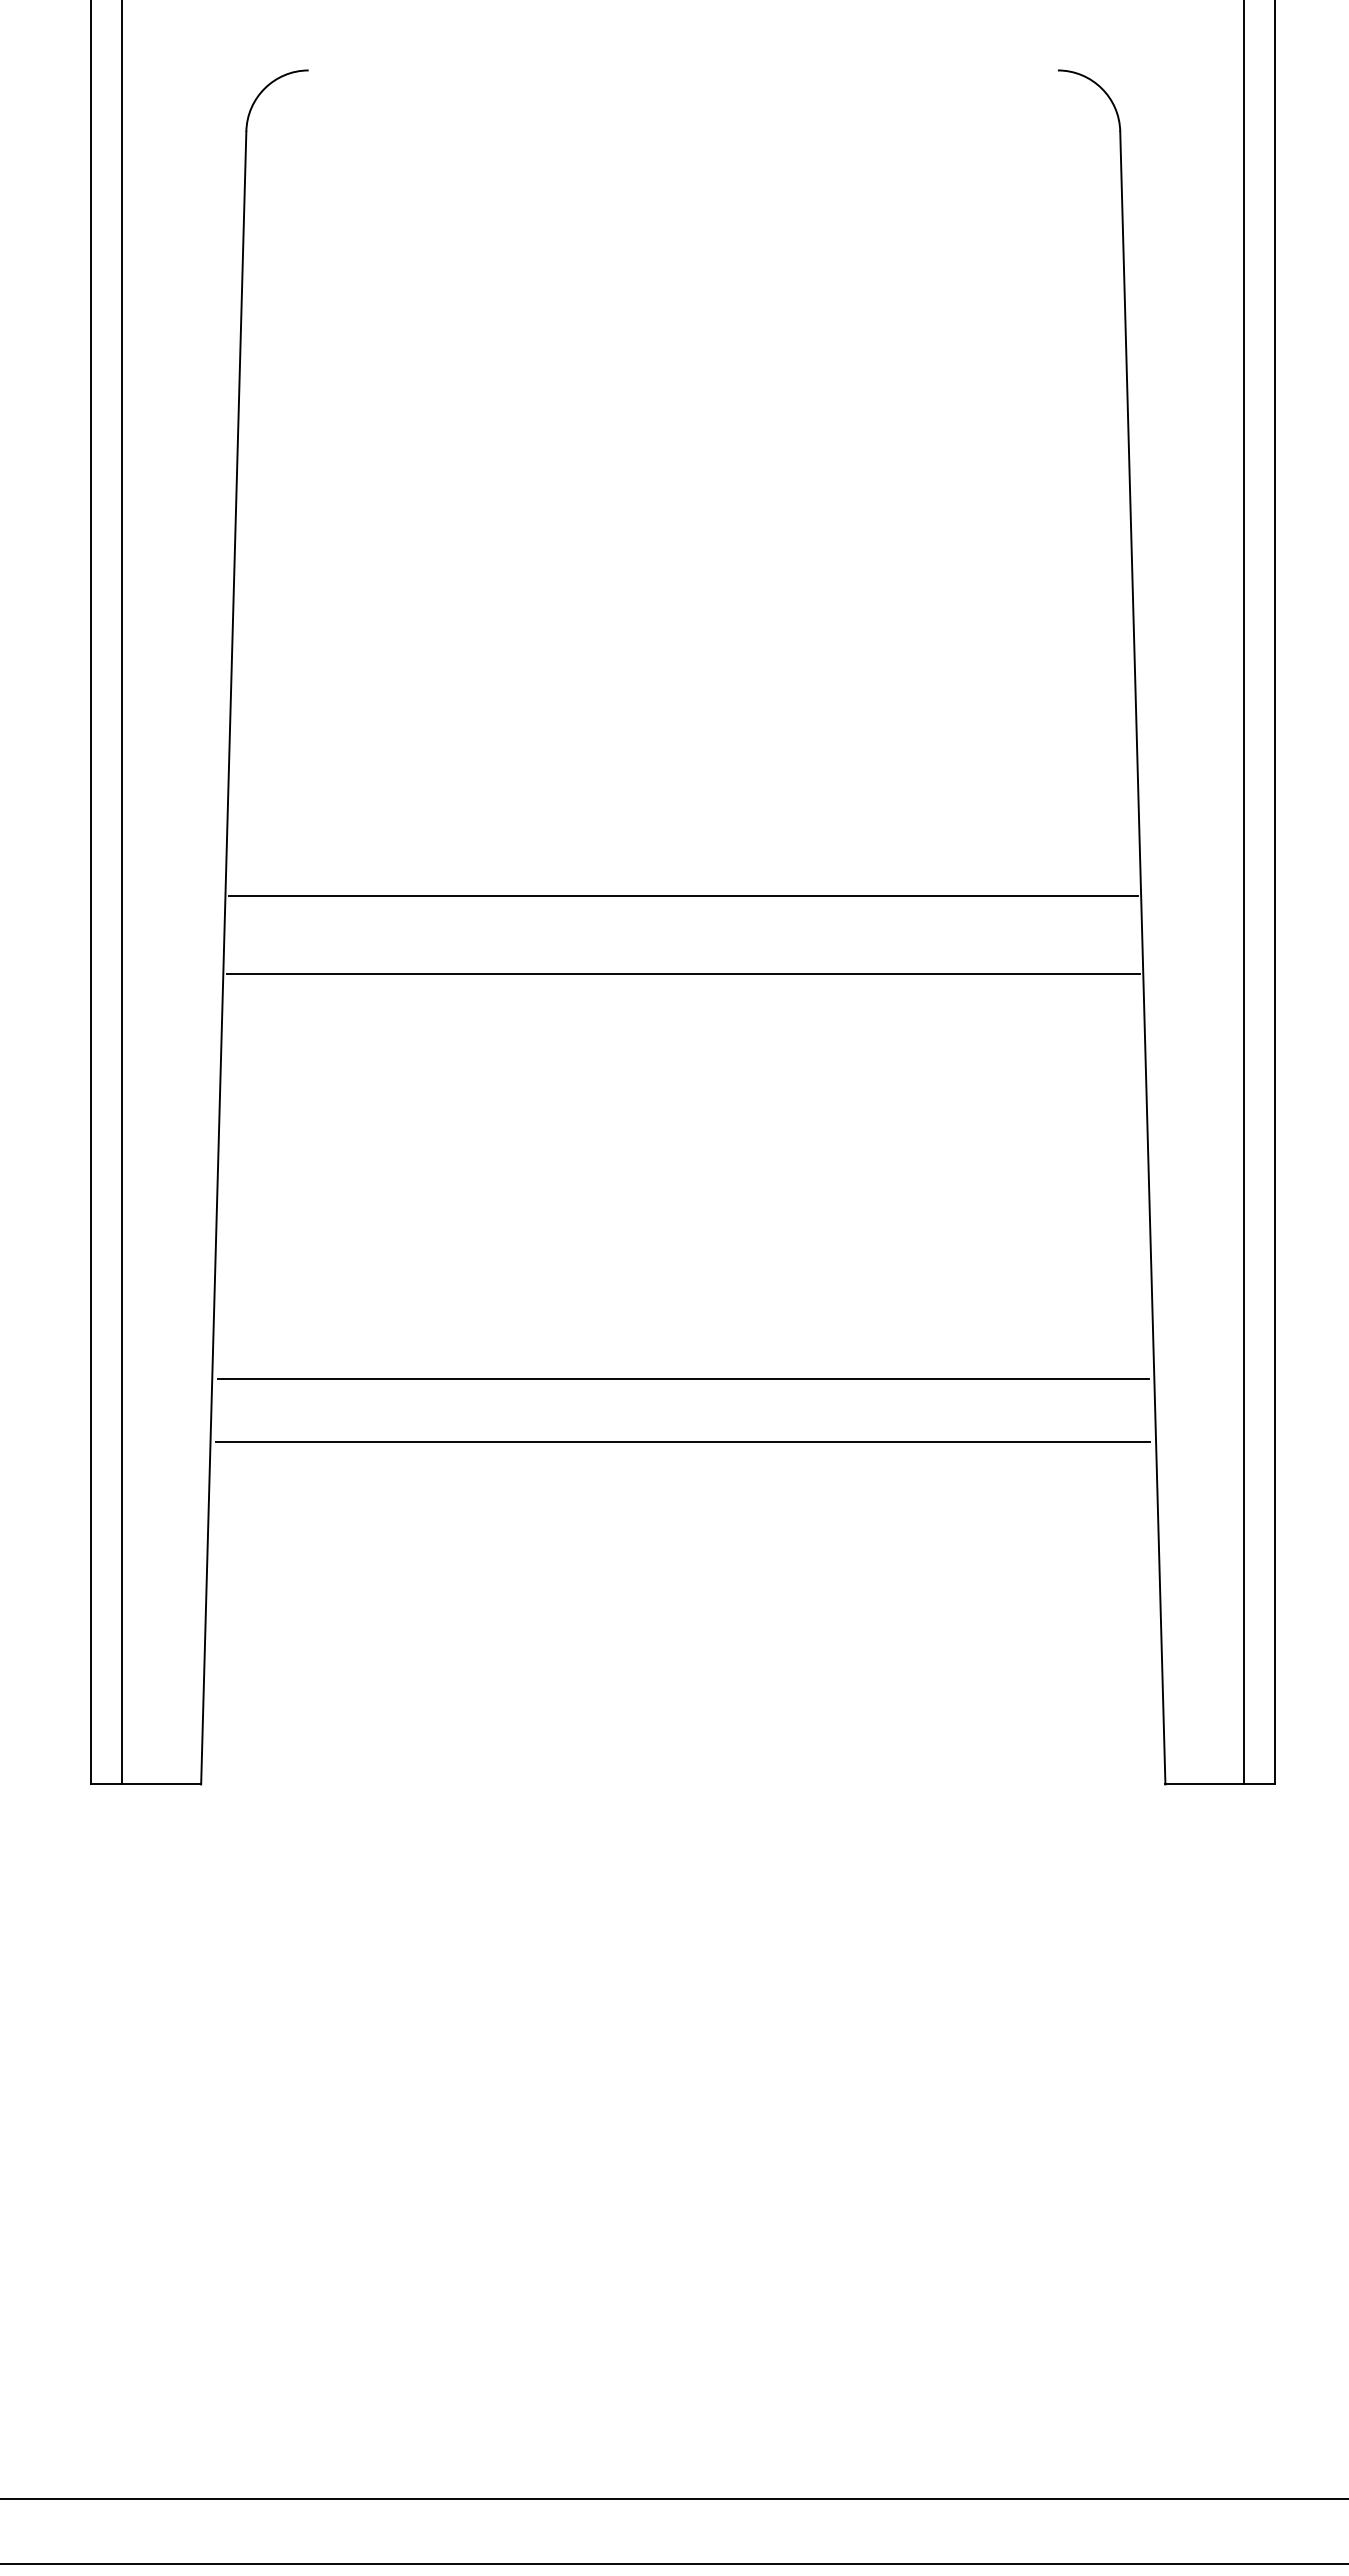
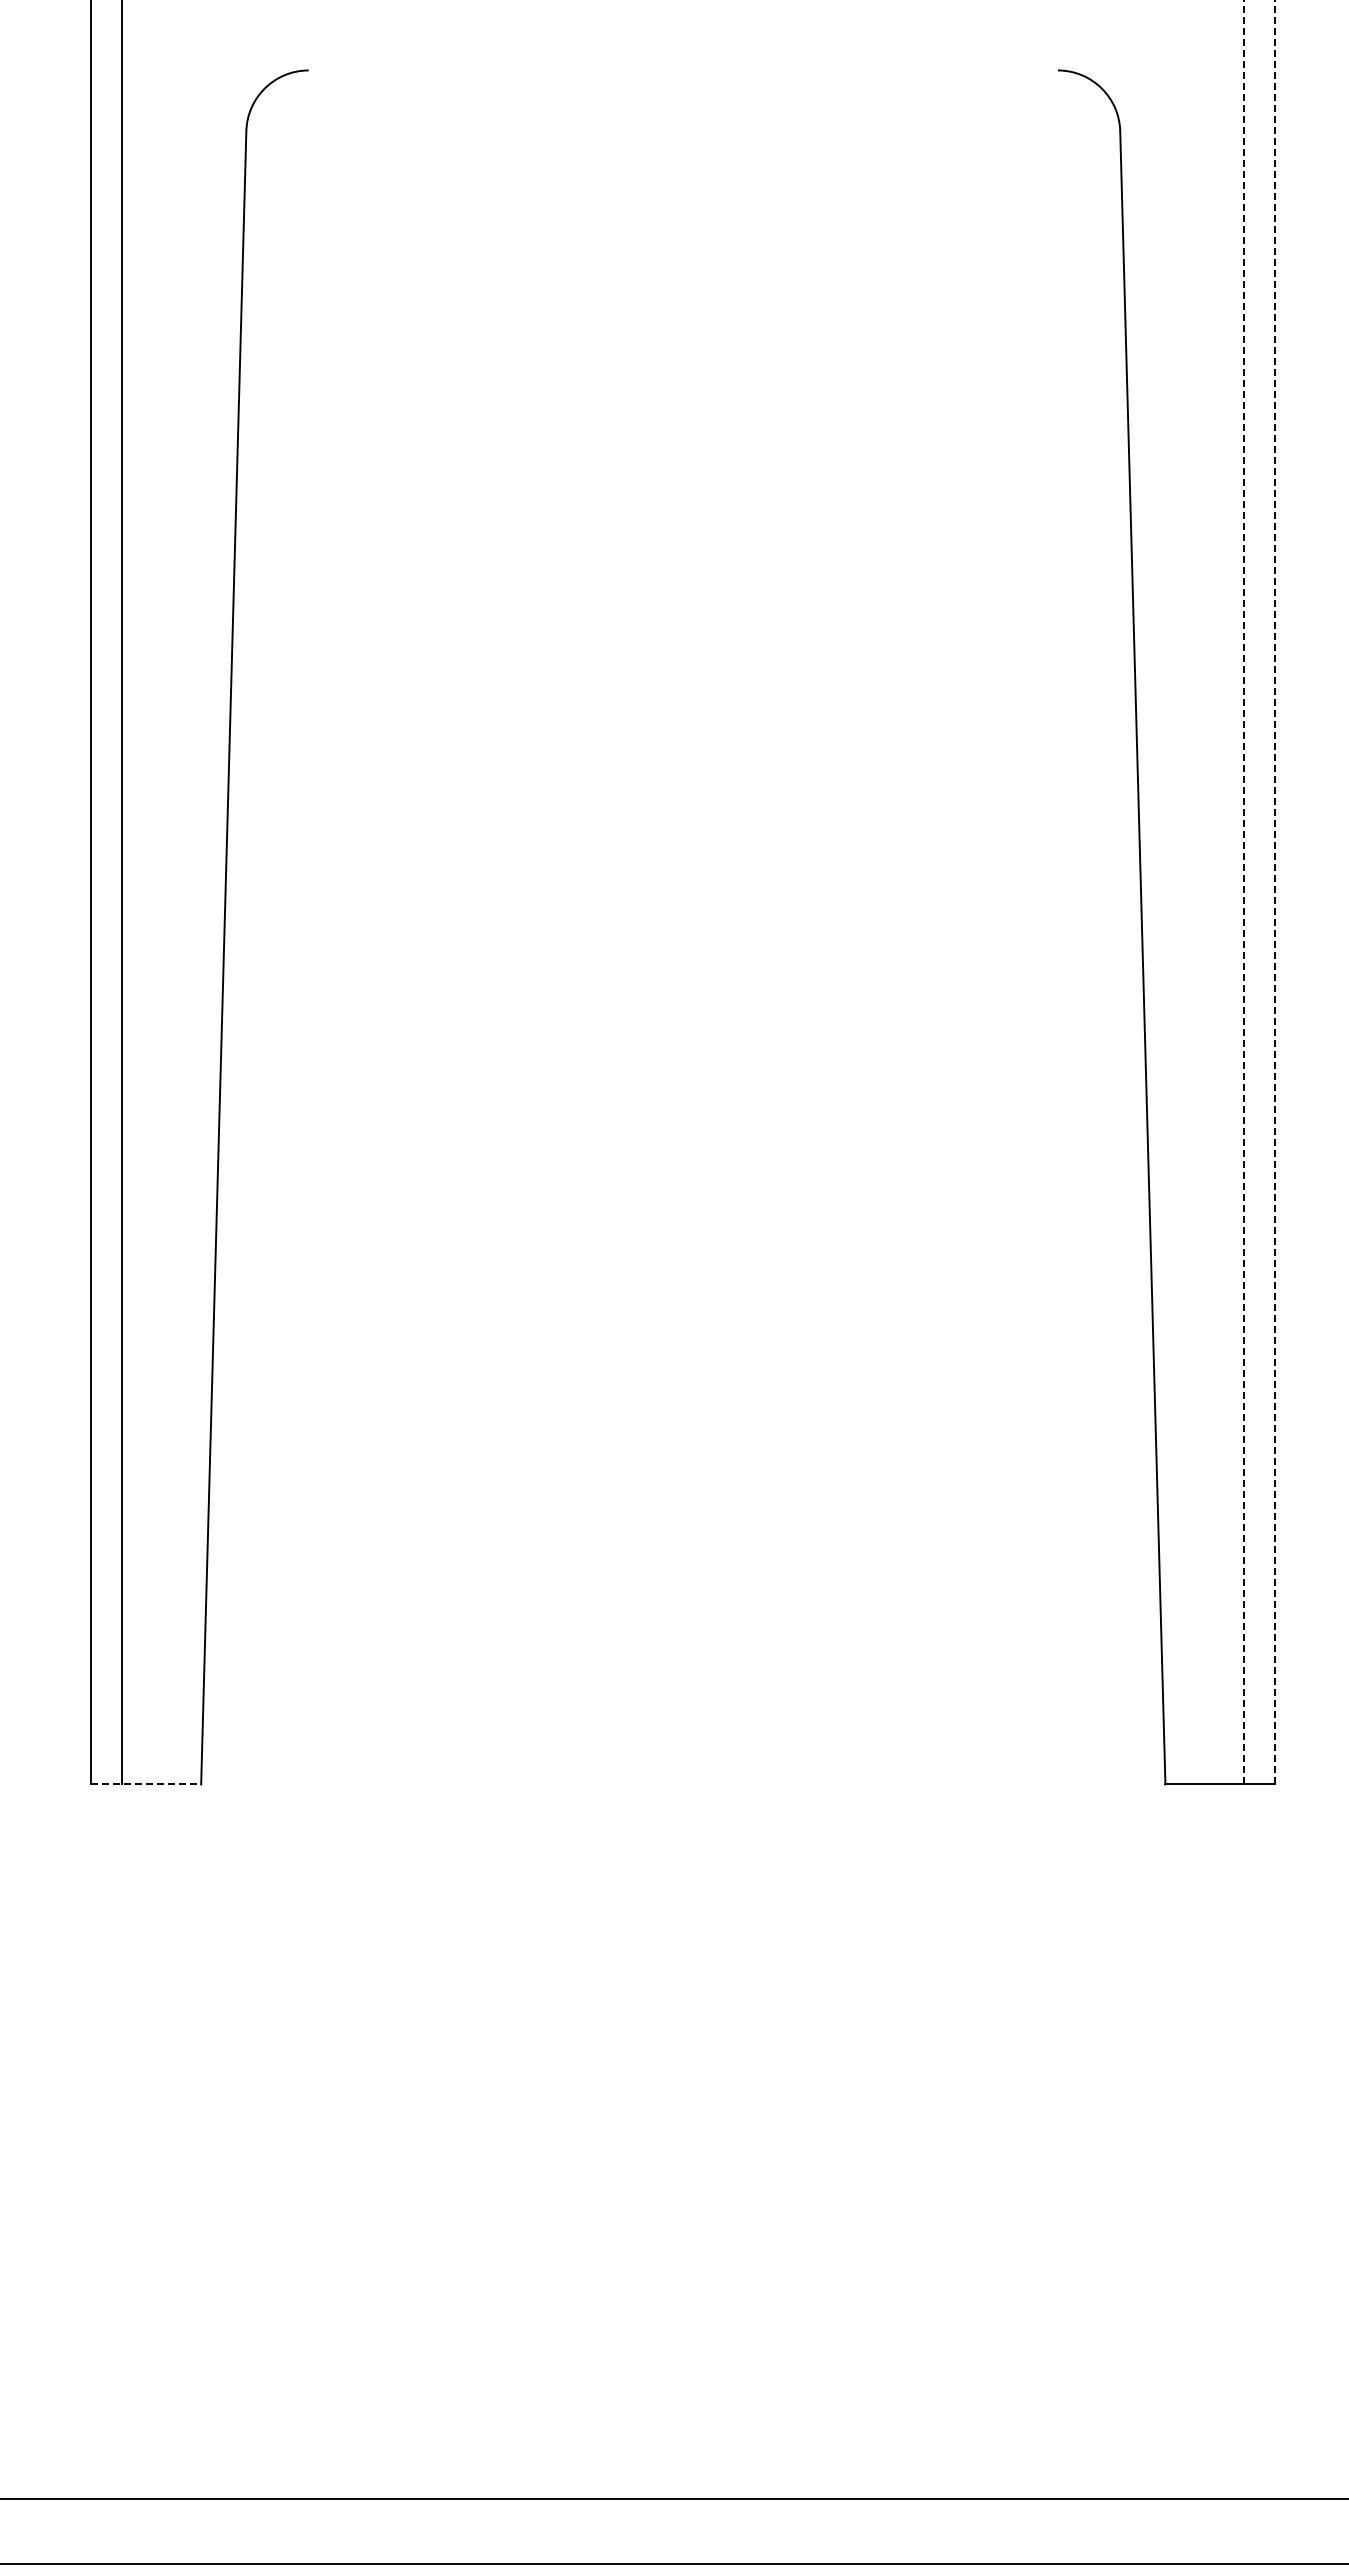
line: solid -> dashed (1244, 892)
line: solid -> dashed (1275, 892)
line: present -> none (682, 896)
line: present -> none (682, 974)
line: present -> none (682, 1379)
line: present -> none (683, 1441)
line: solid -> dashed (146, 1784)
